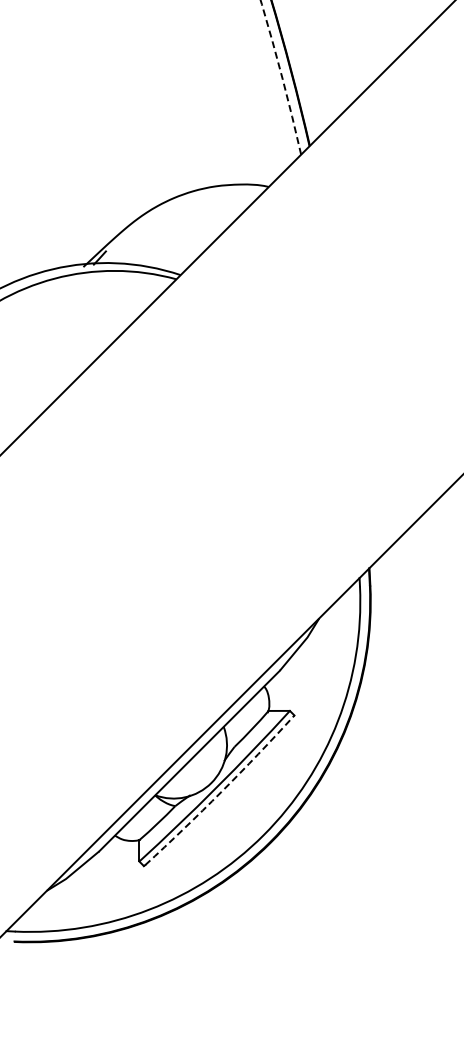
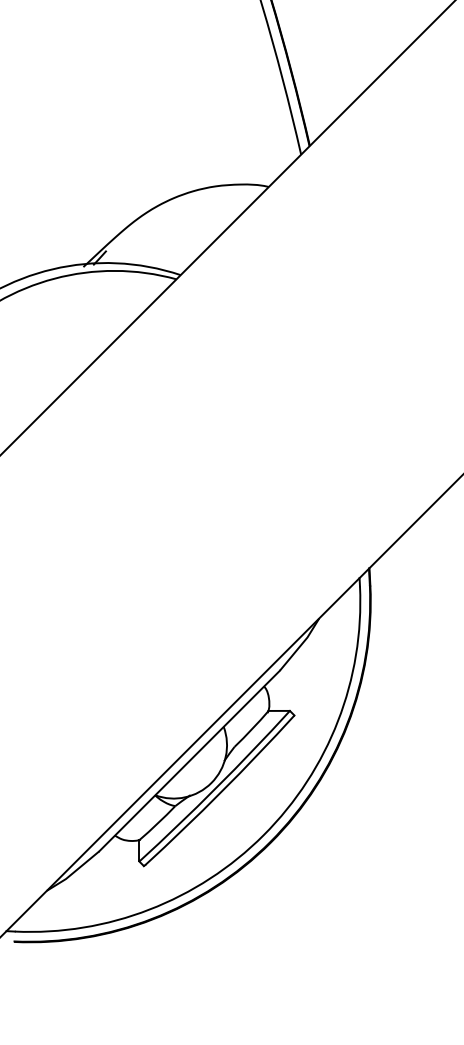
arc: dashed -> solid (282, 77)
arc: dashed -> solid (221, 791)
